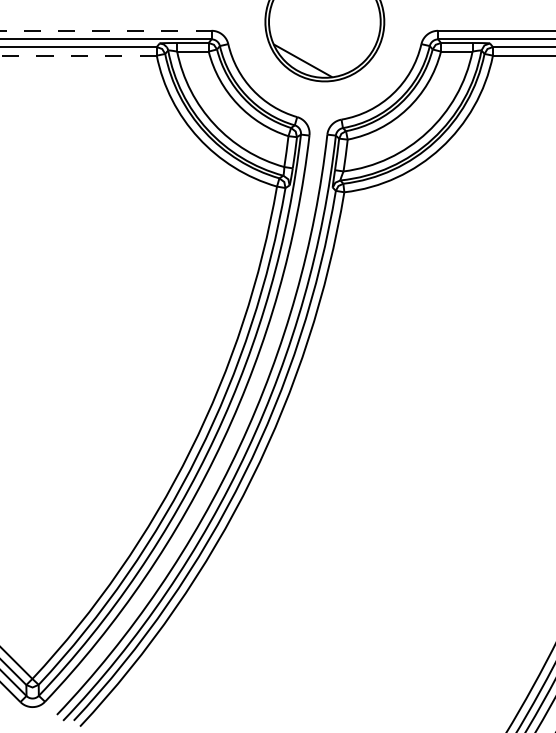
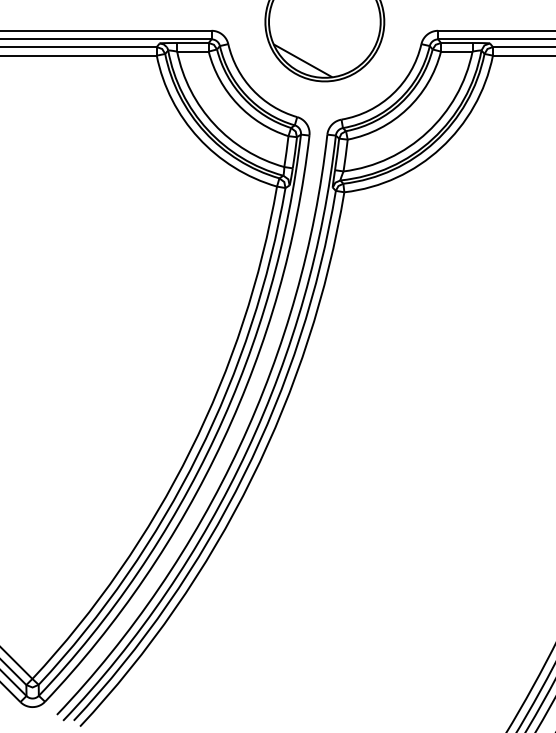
line: dashed -> solid (106, 30)
line: dashed -> solid (77, 55)
